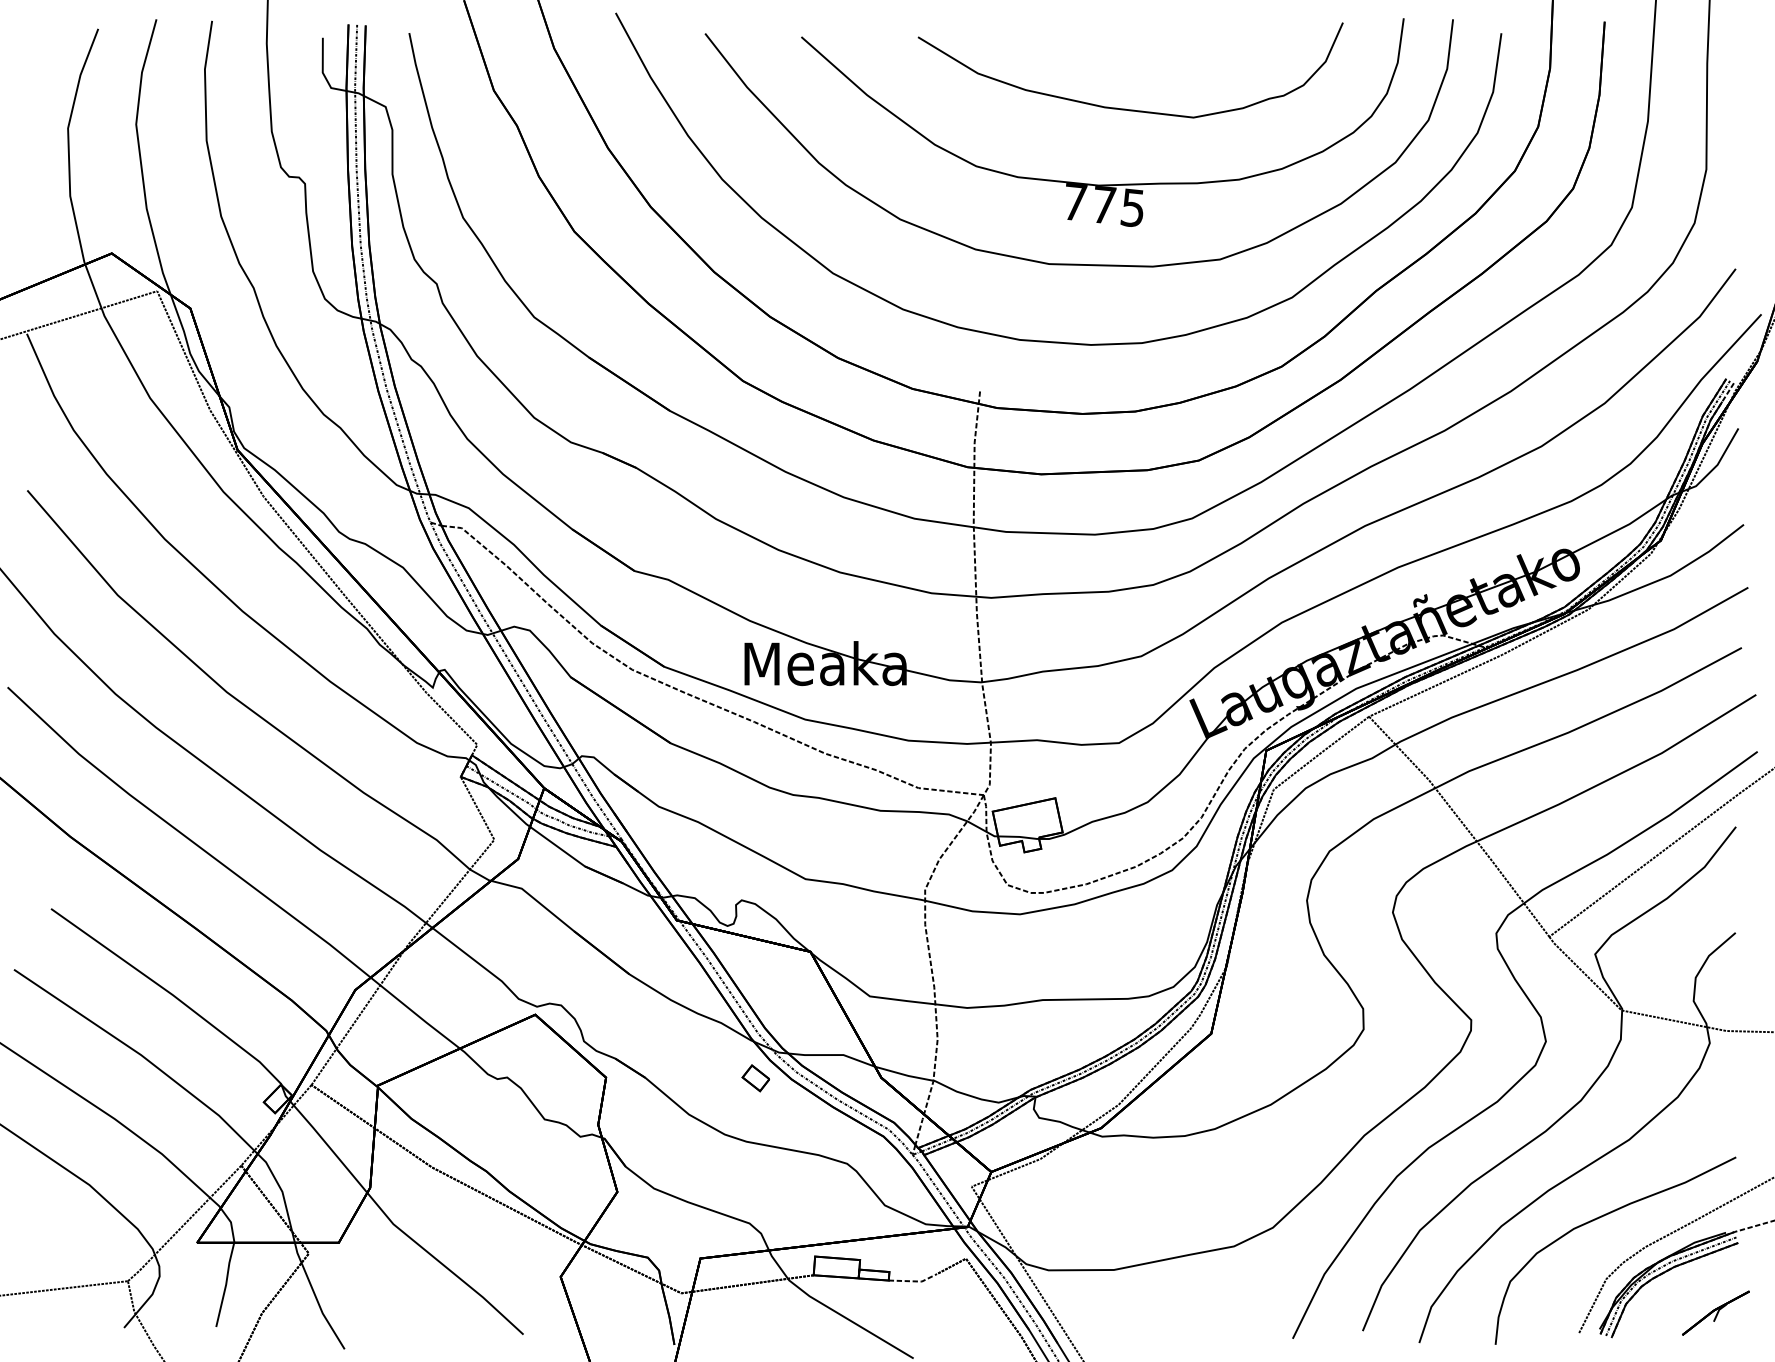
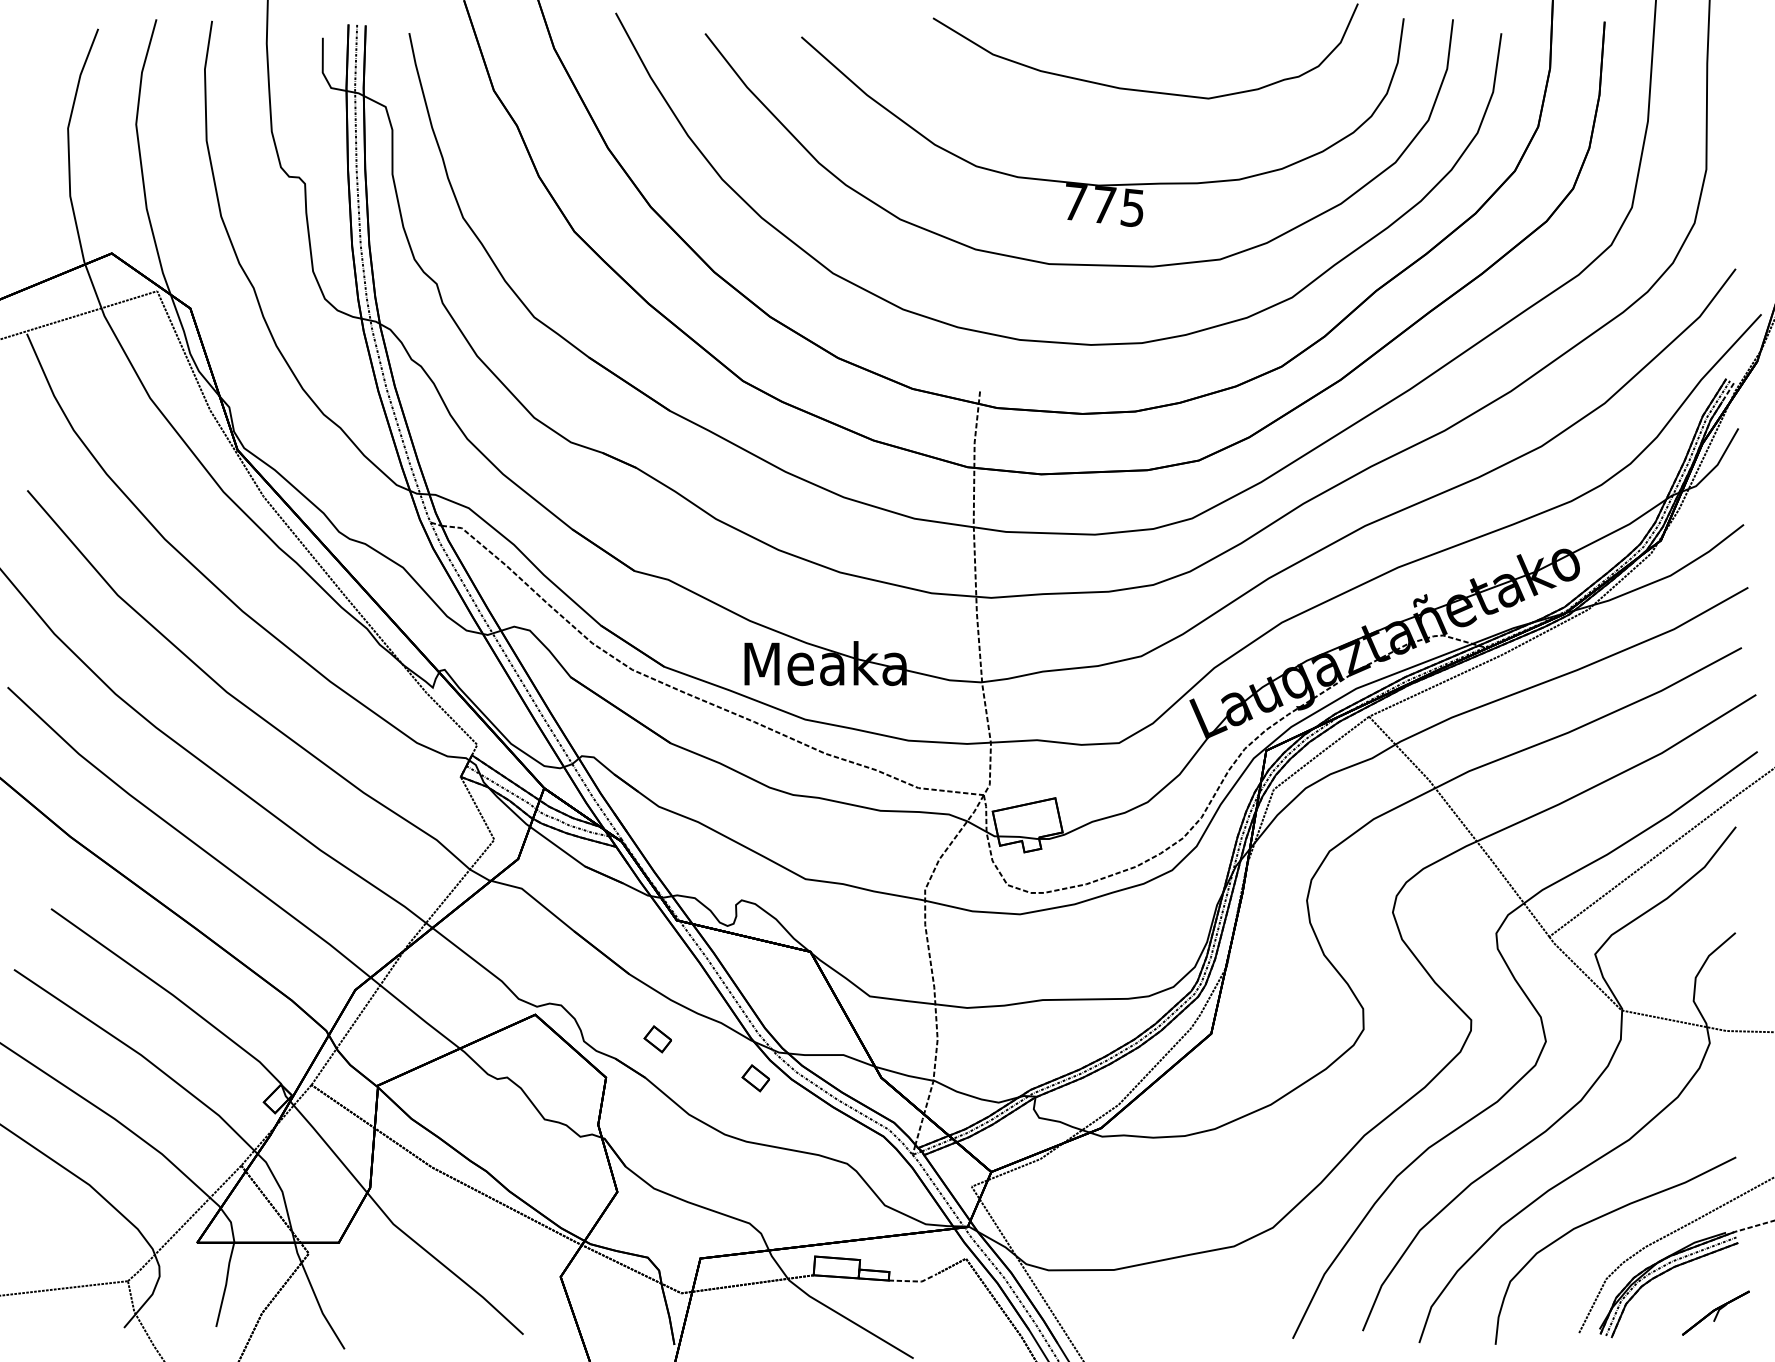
curve position: (1125, 108) -> (1140, 89) (1140, 89)
part: none -> present (657, 1039)
